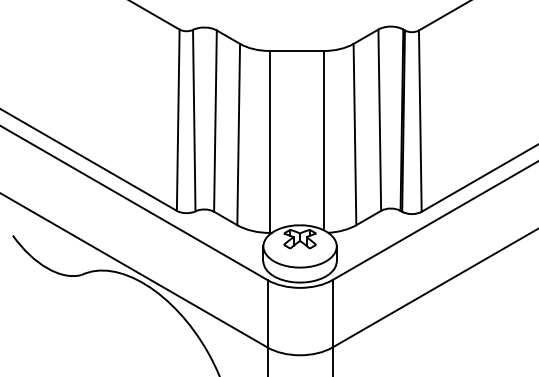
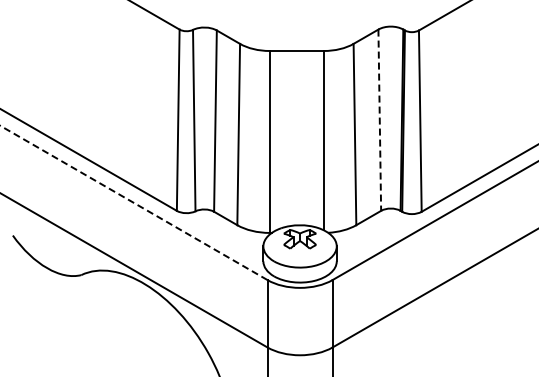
line: solid -> dashed (379, 120)
line: solid -> dashed (134, 203)
